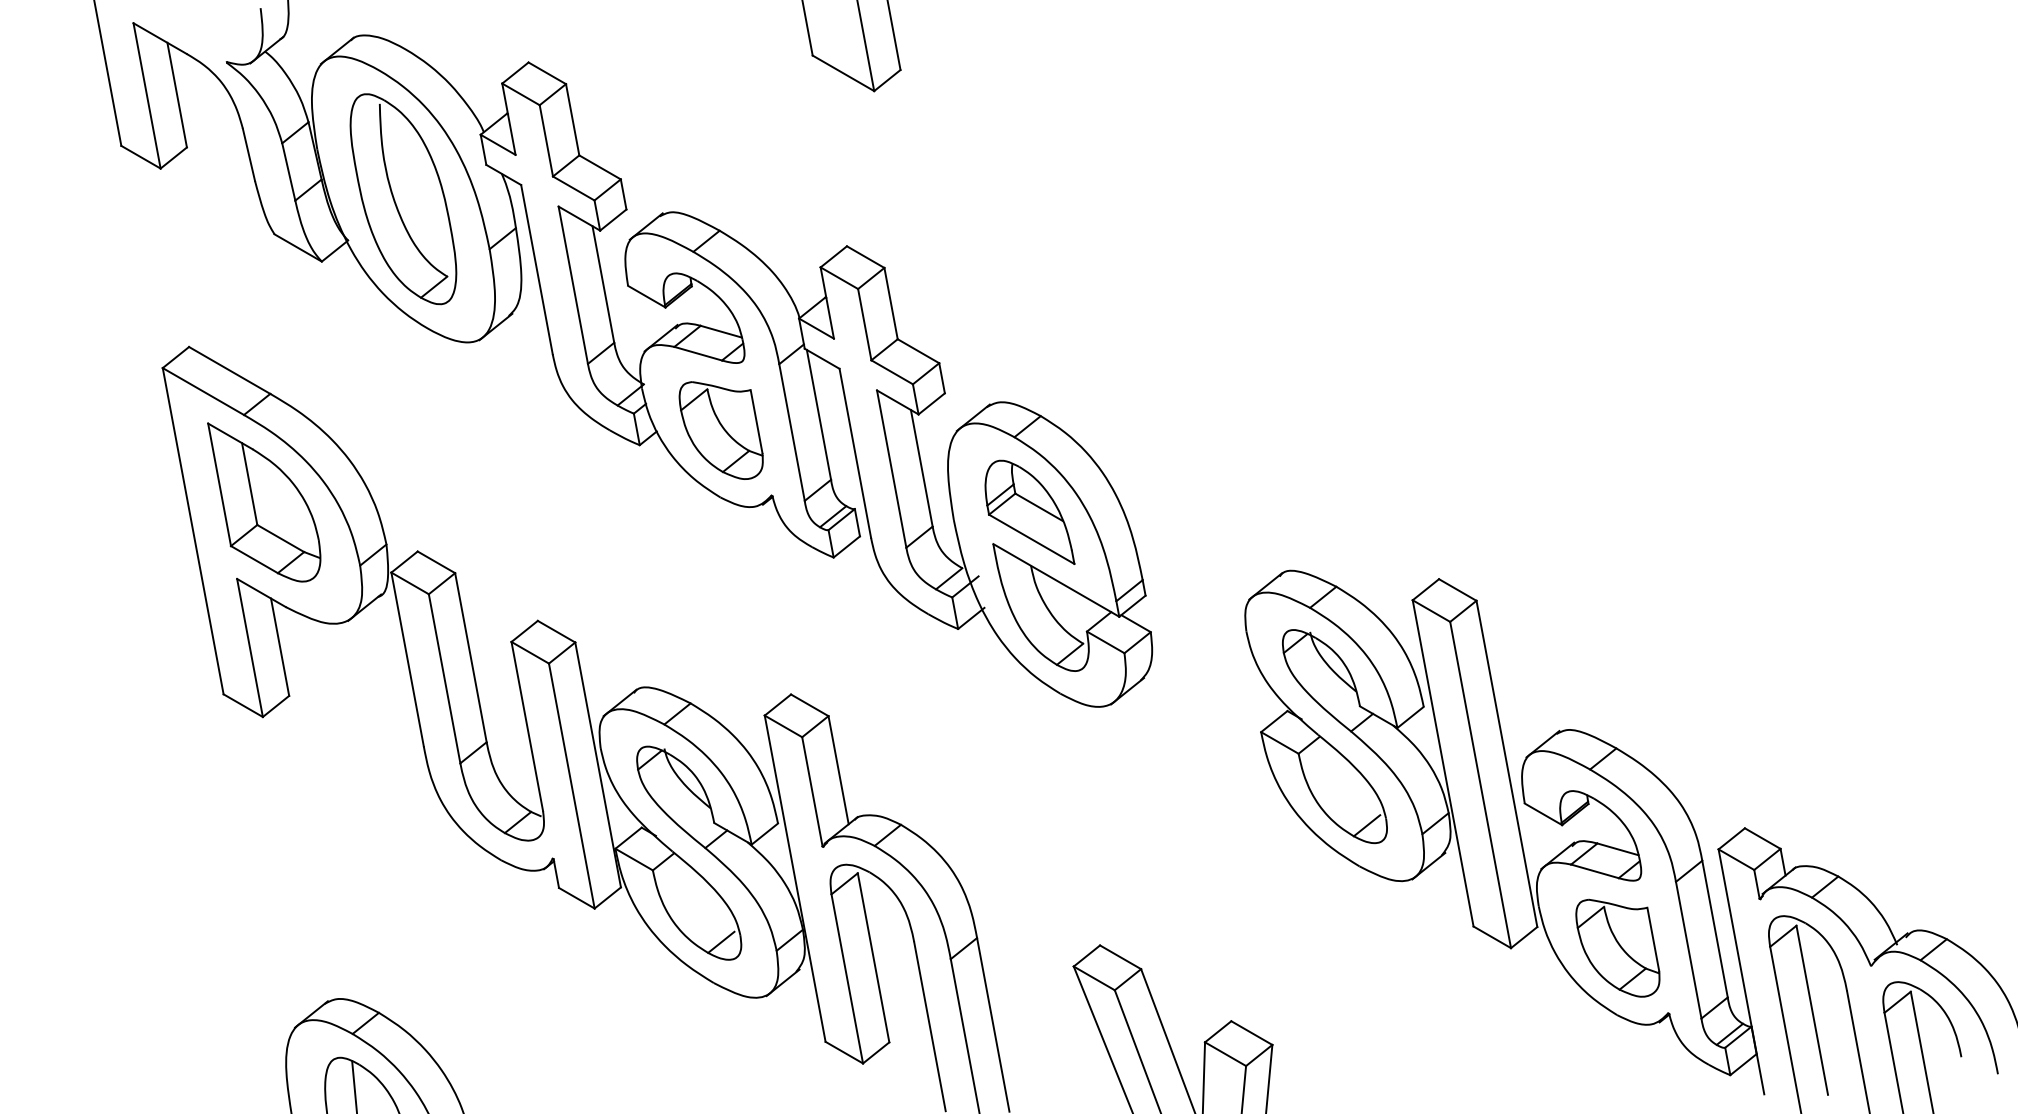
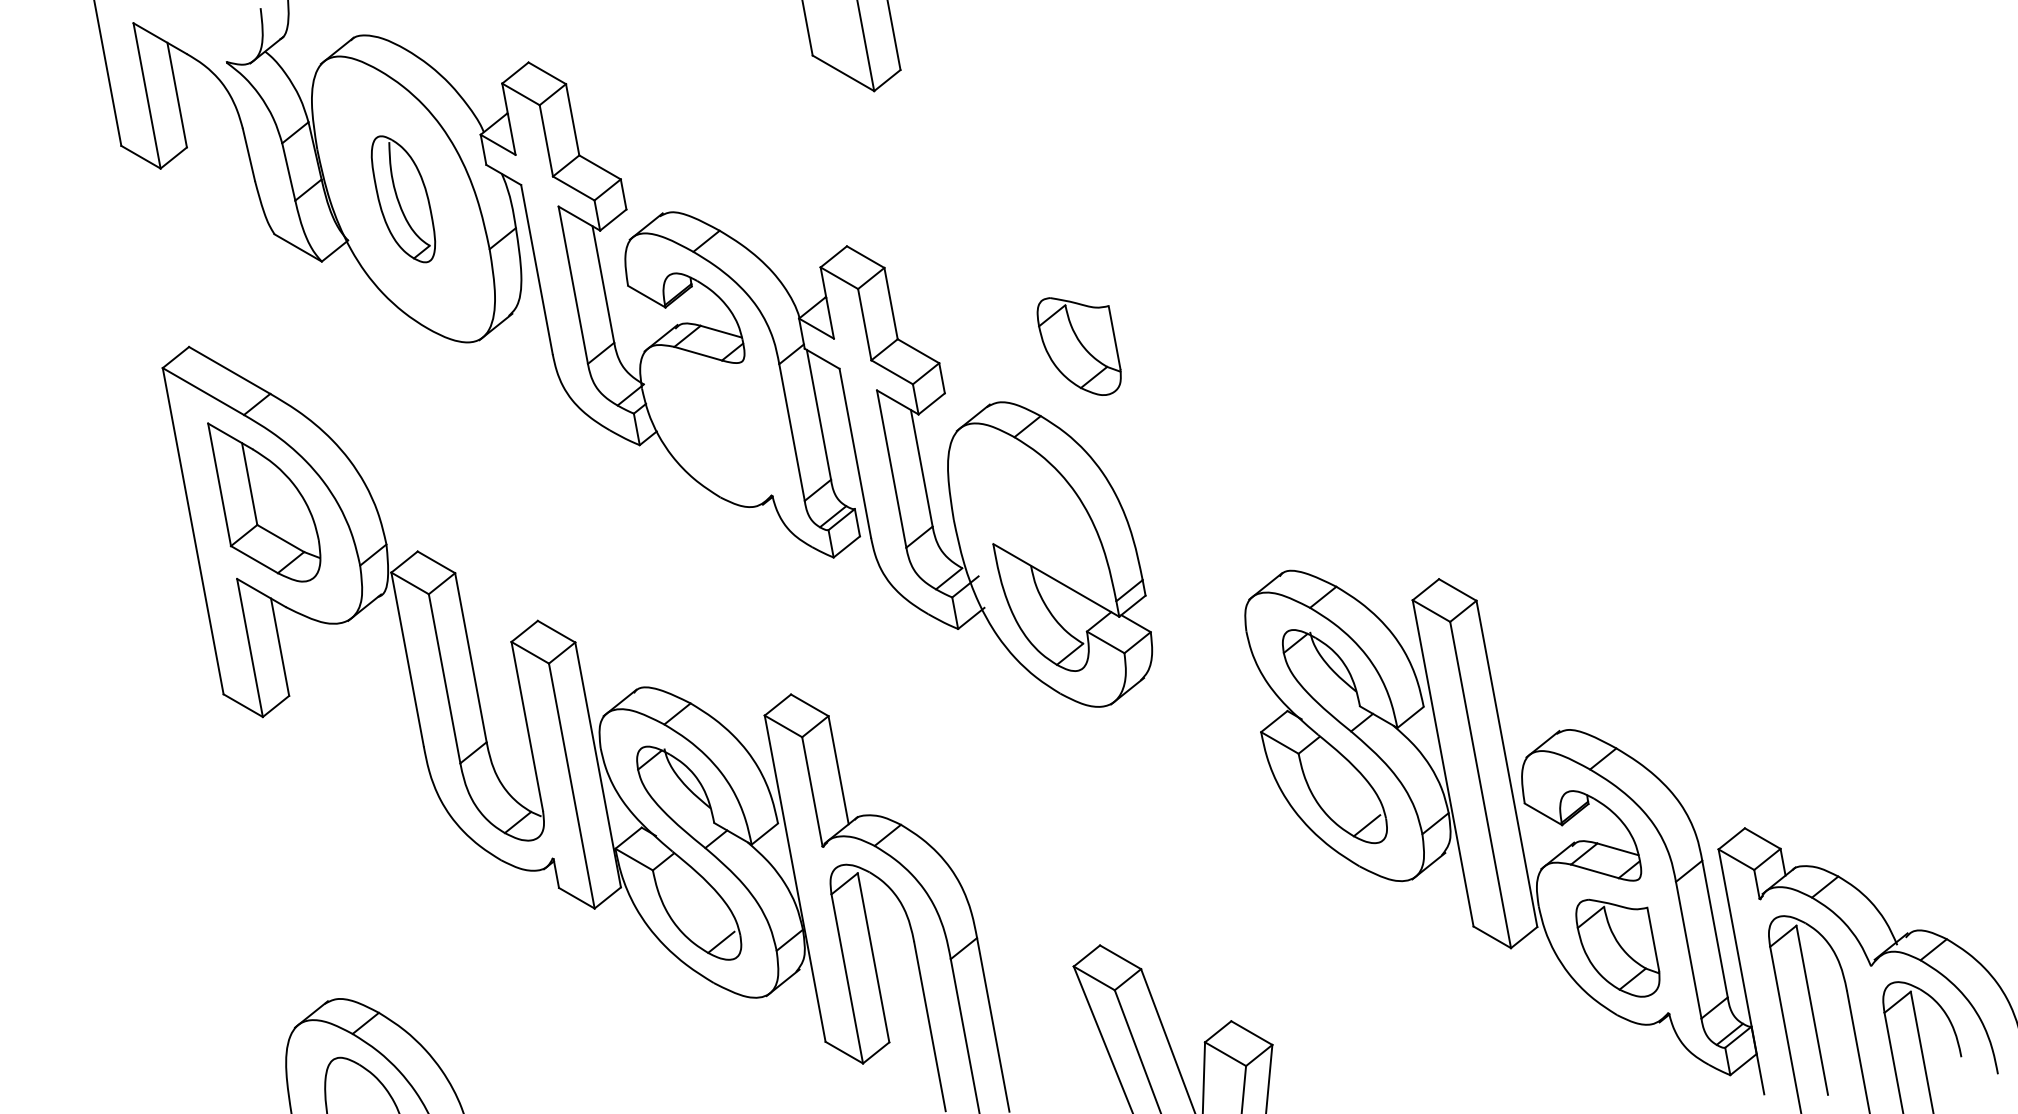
part size: 109x213 px -> 67x129 px (403, 199)
part position: (720, 430) -> (1078, 346) (1078, 346)
part: present -> none (1029, 511)
line: present -> none (354, 1085)
